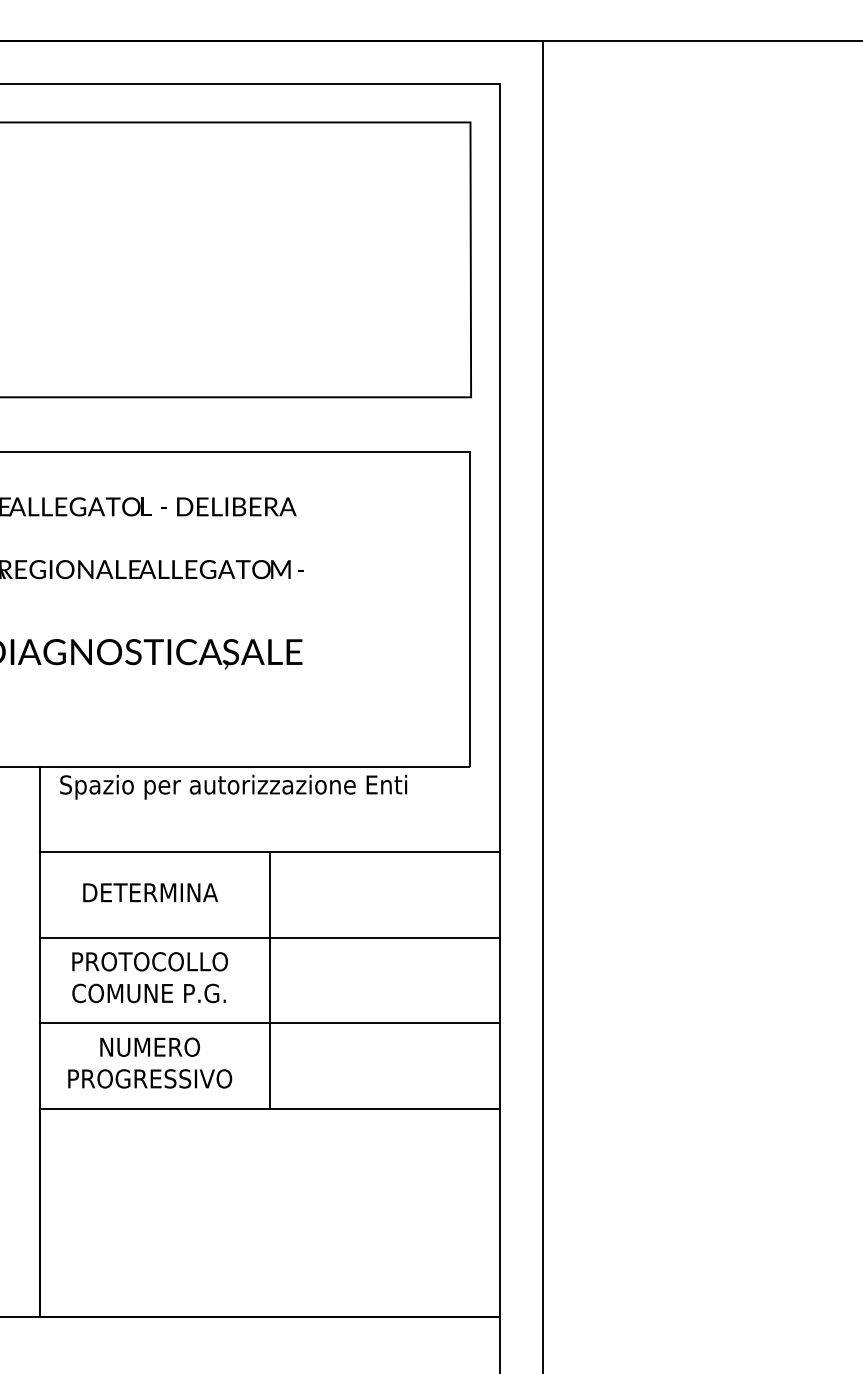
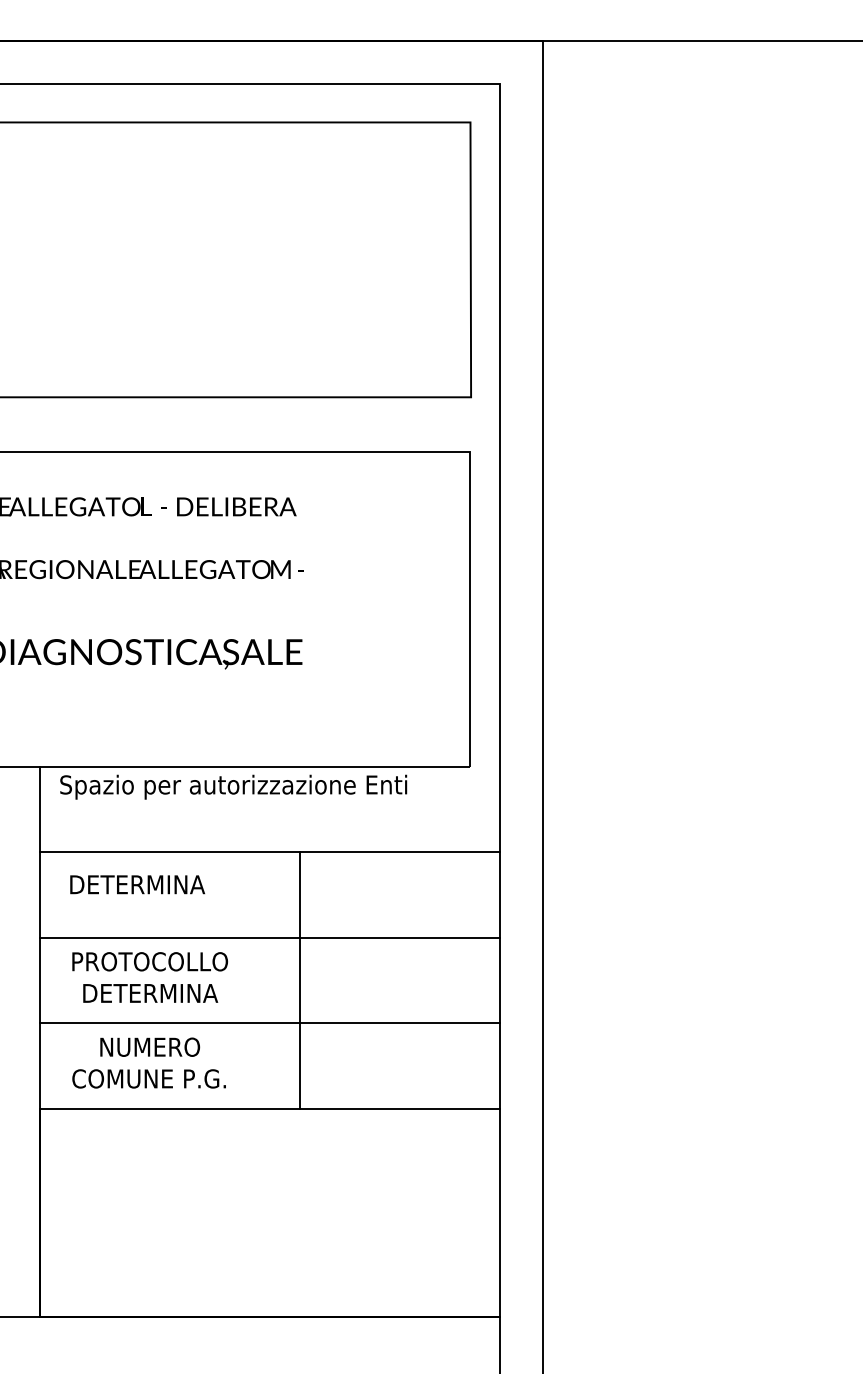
text position: (150, 892) -> (137, 884) (137, 884)
line position: (270, 980) -> (300, 980) (300, 980)
text: COMUNE P.G. -> DETERMINA (148, 993)
text: PROGRESSIVO -> COMUNE P.G. (150, 1078)
